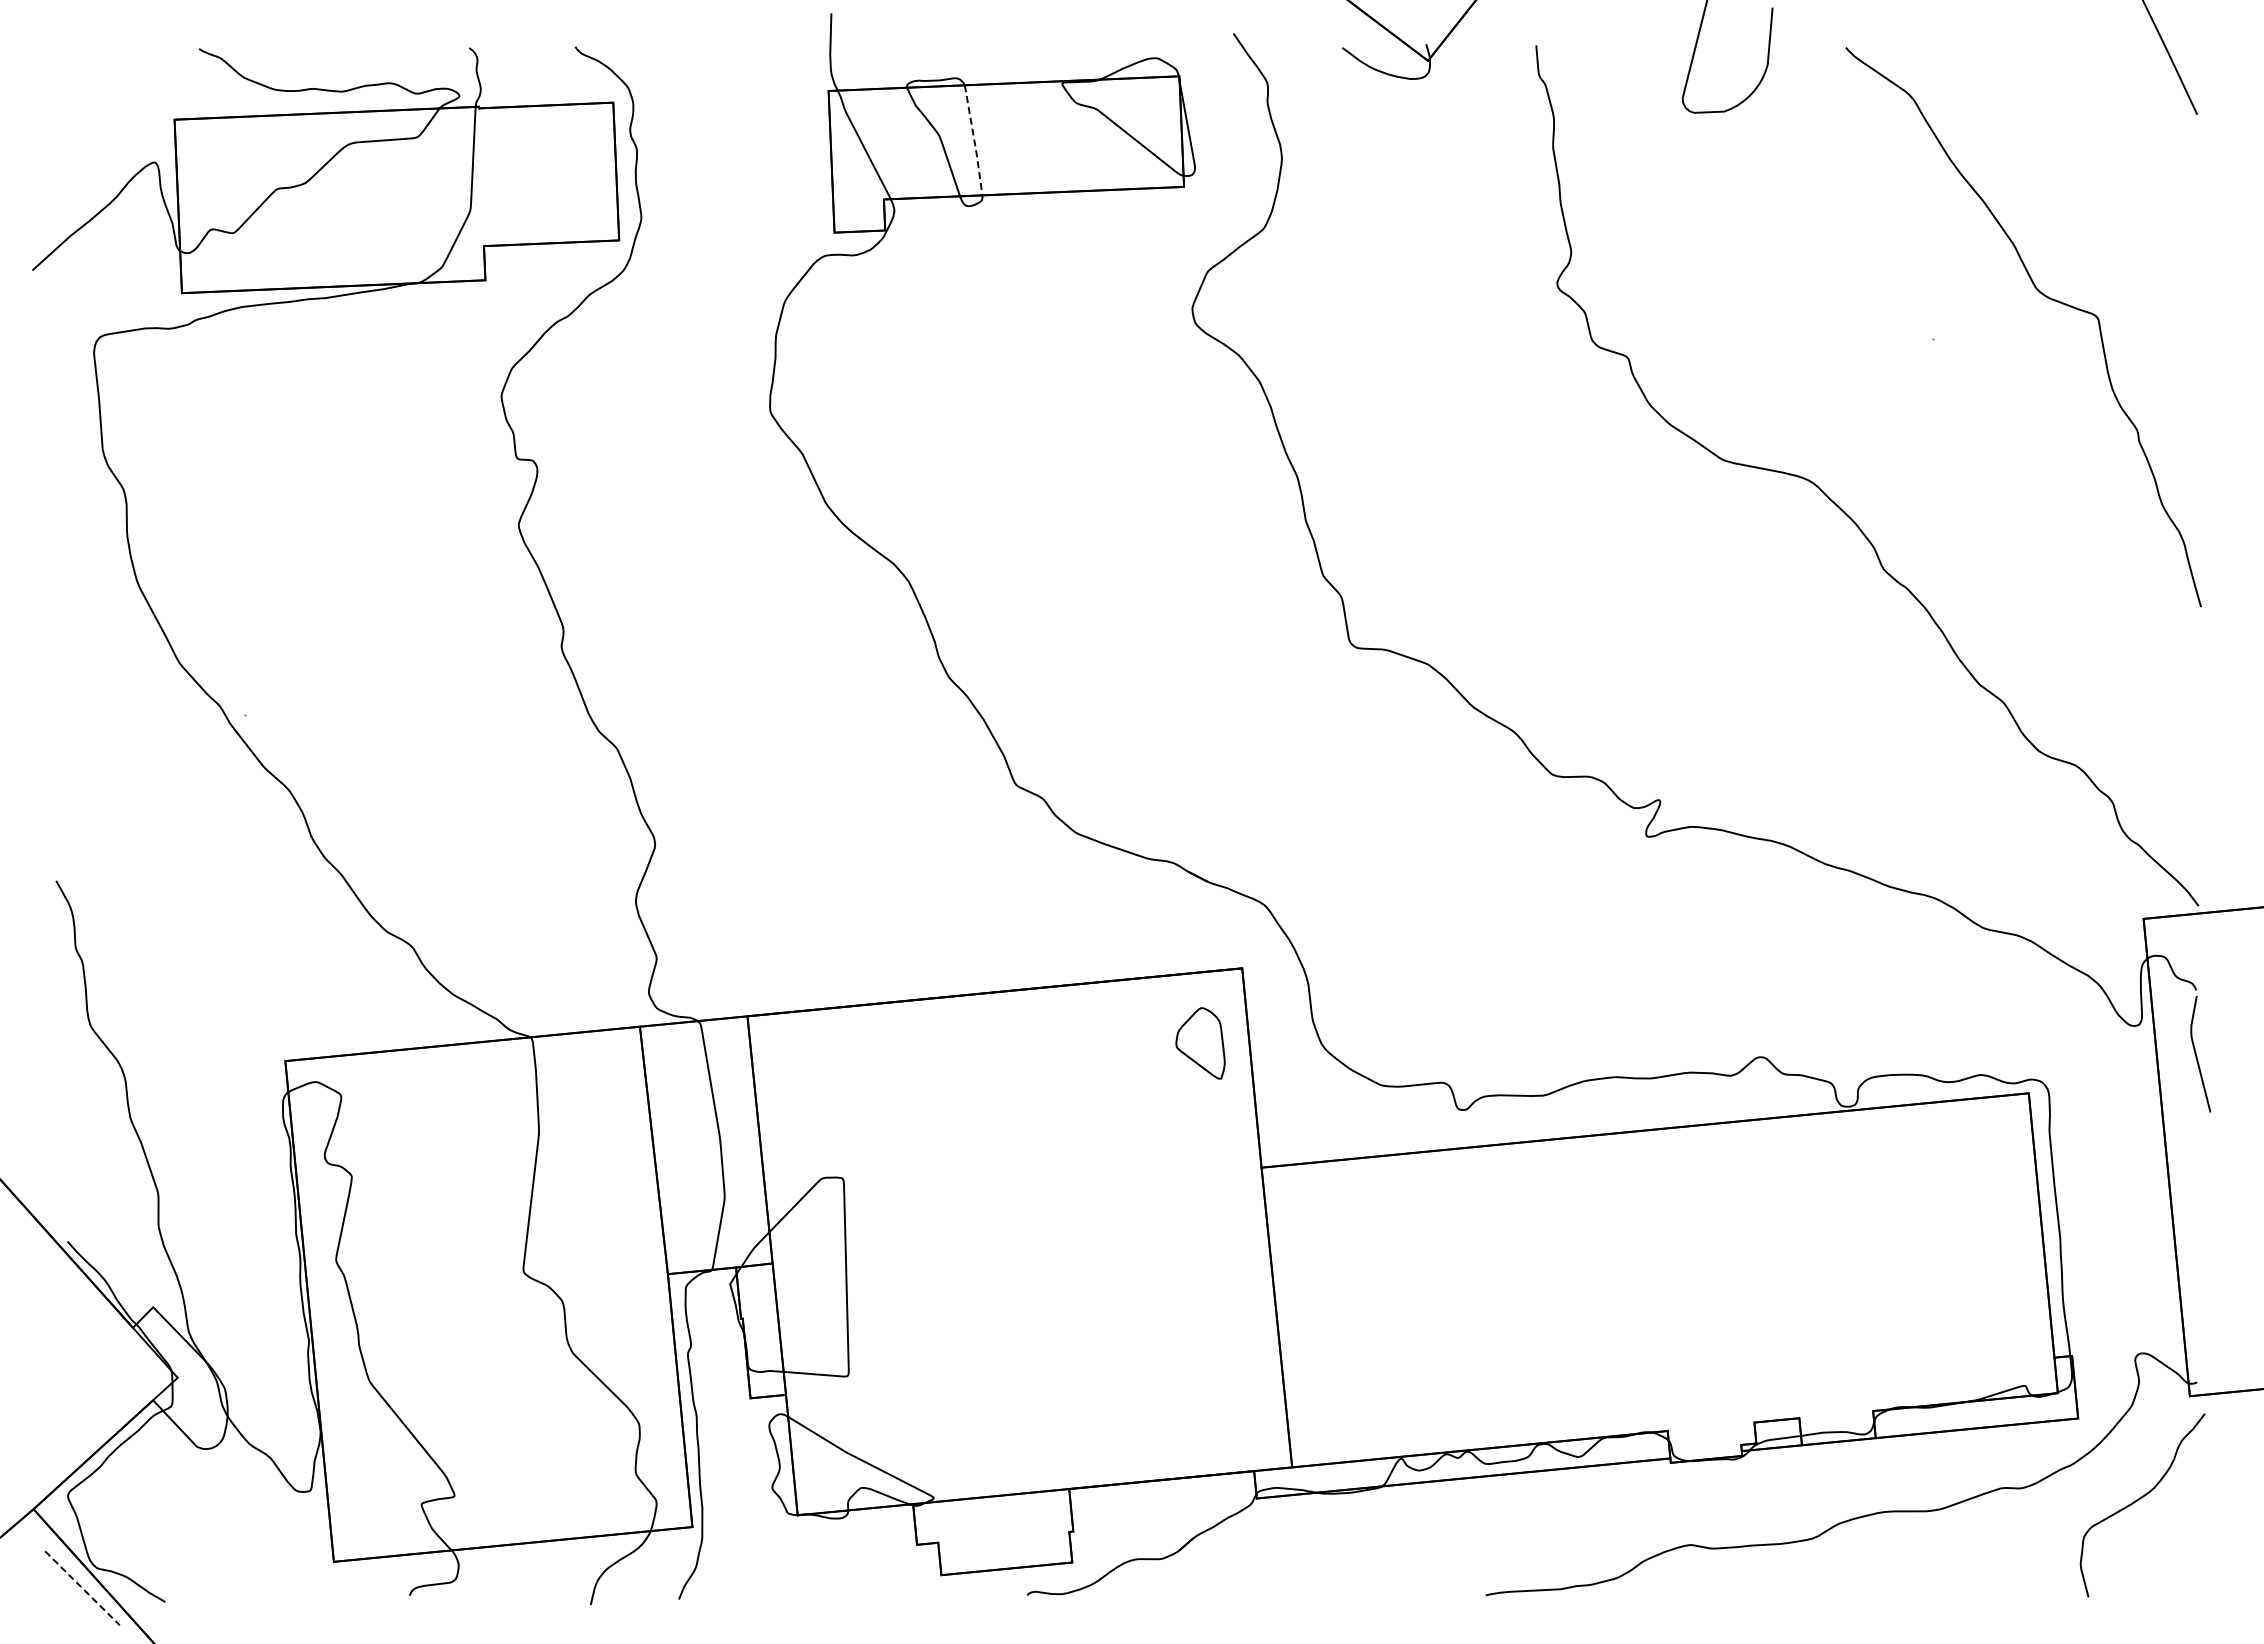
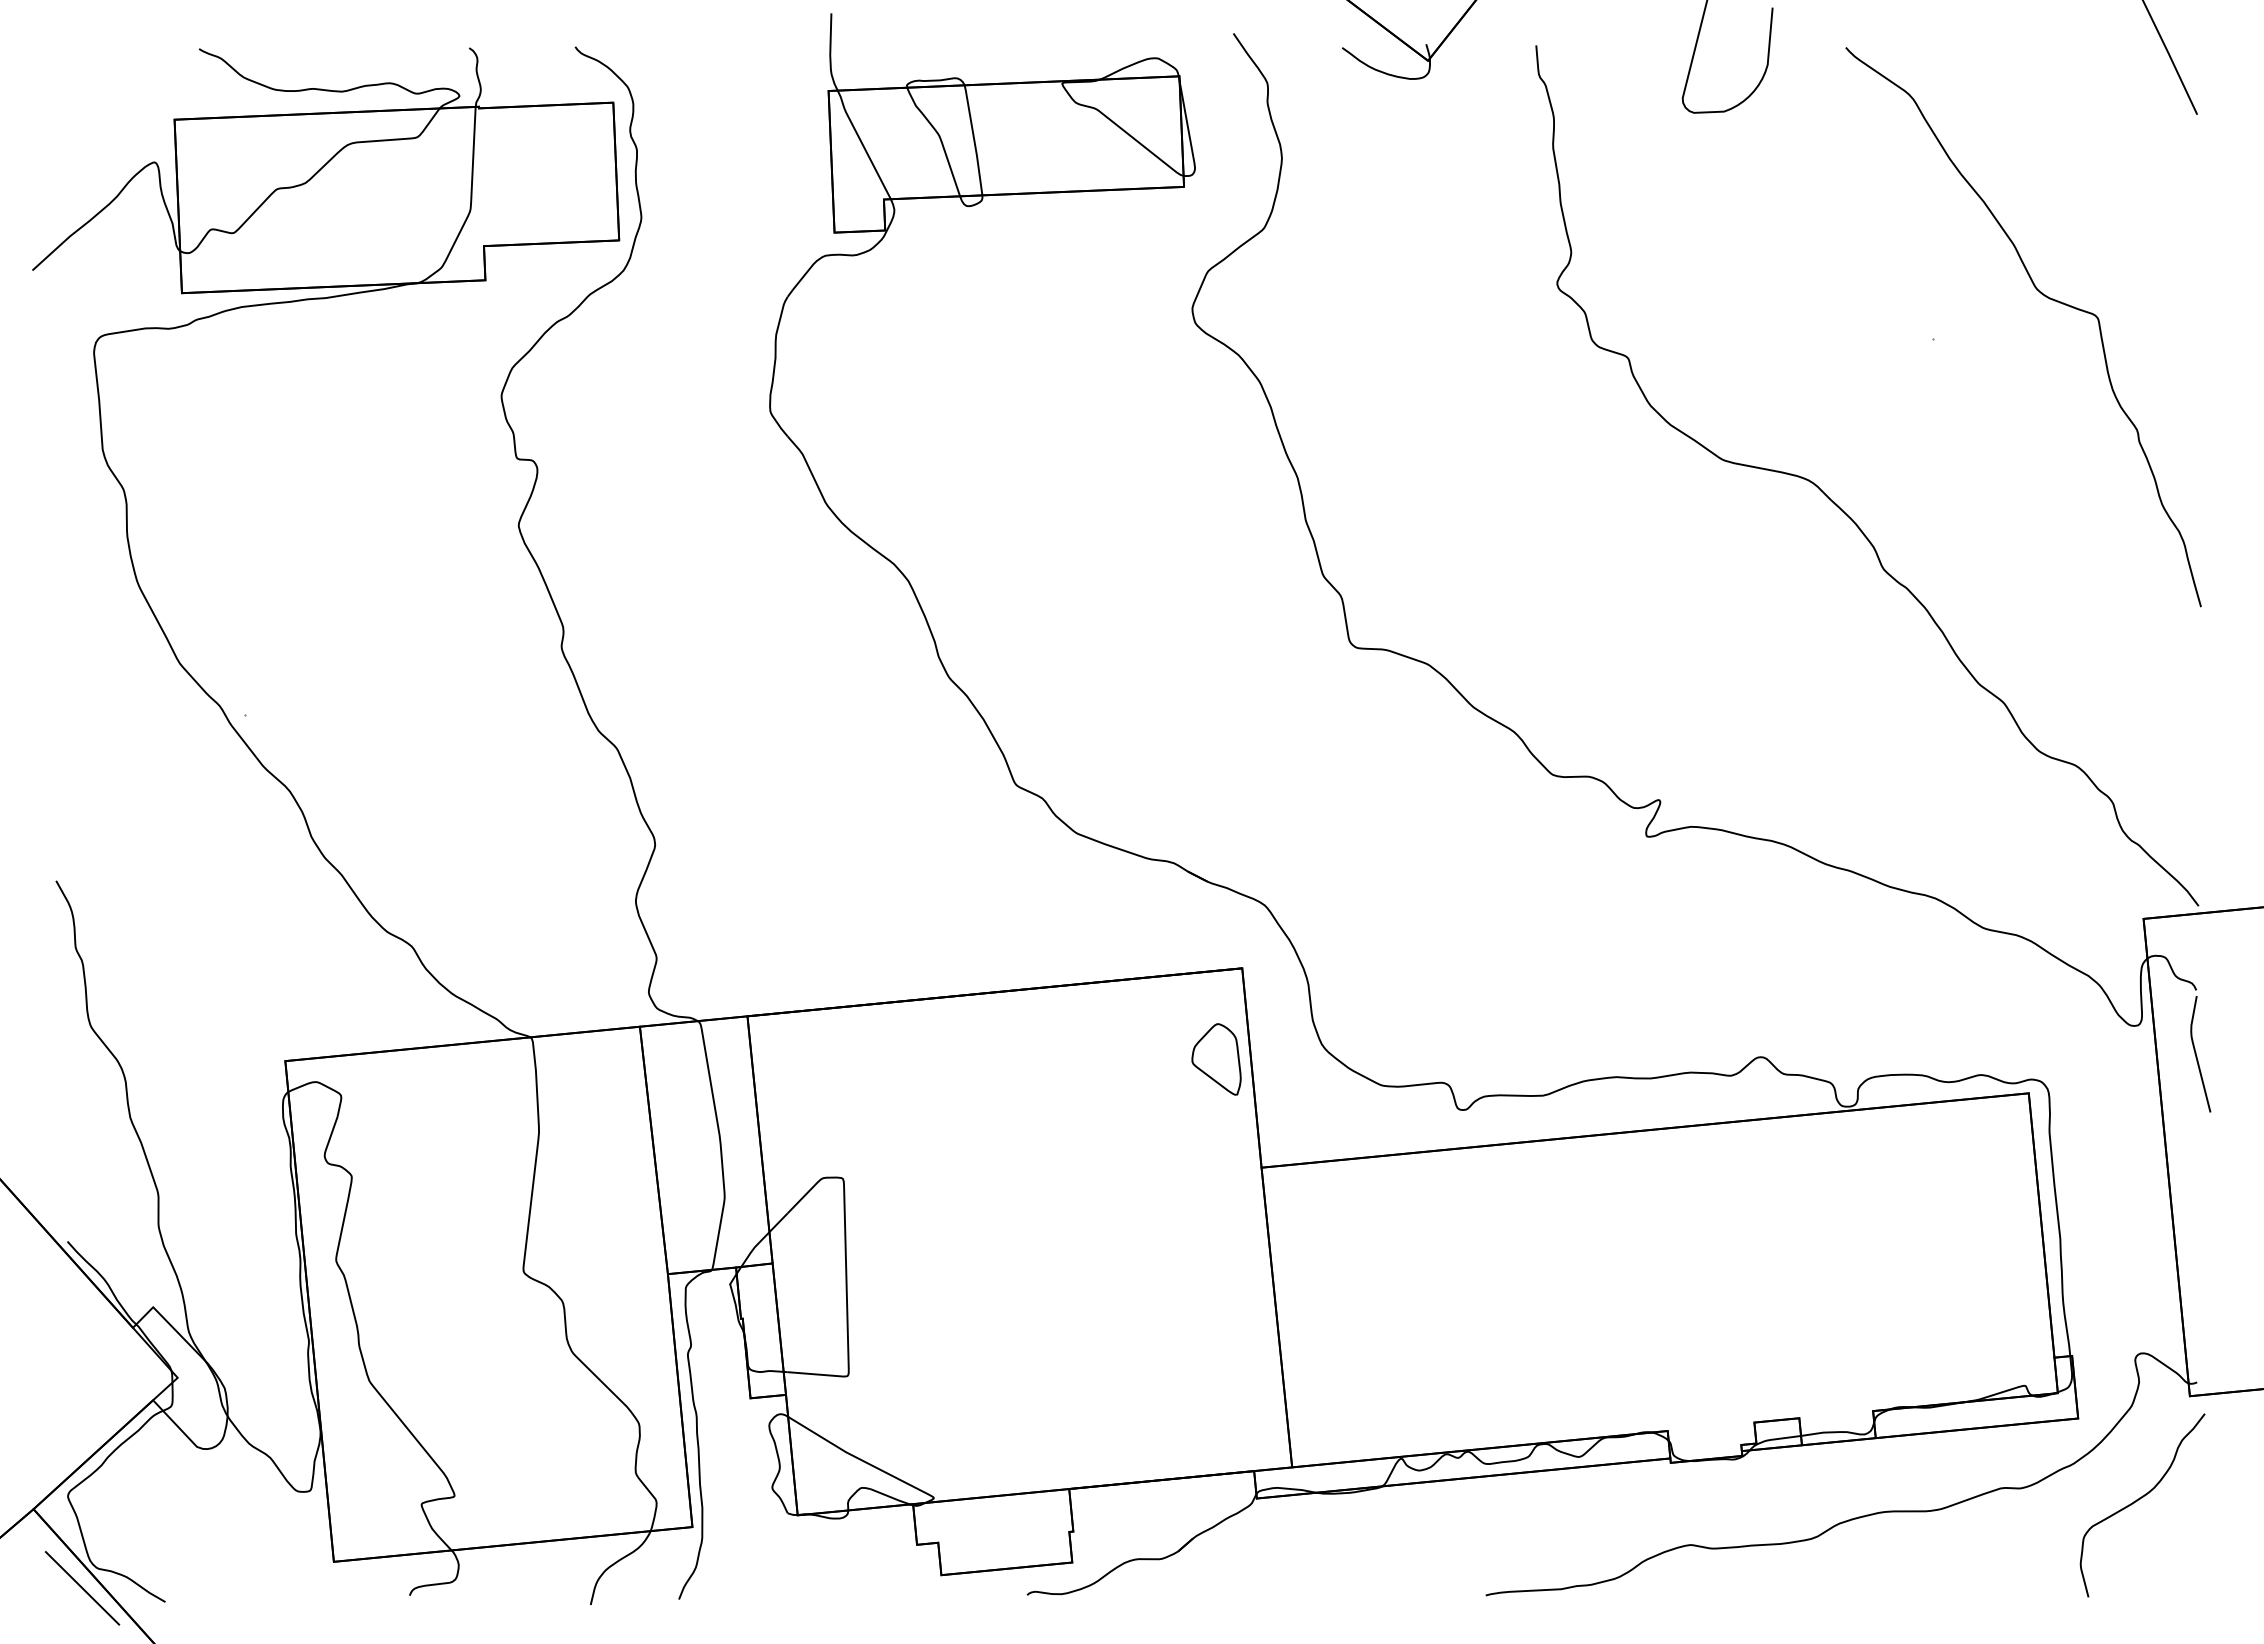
line: dashed -> solid (974, 140)
part position: (1200, 1043) -> (1216, 1059) (1216, 1059)
line: dashed -> solid (82, 1588)
